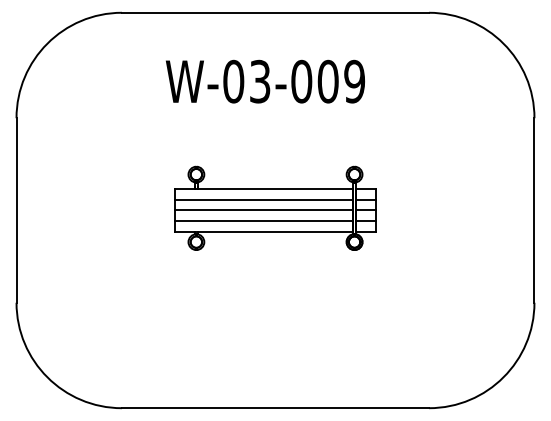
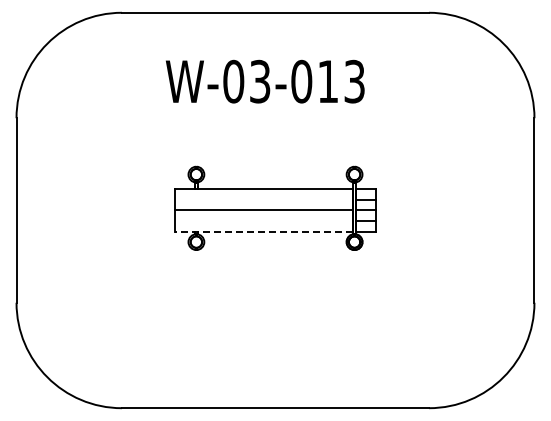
text: W-03-009 -> W-03-013 (341, 81)
line: present -> none (263, 199)
line: present -> none (263, 221)
line: solid -> dashed (263, 231)
